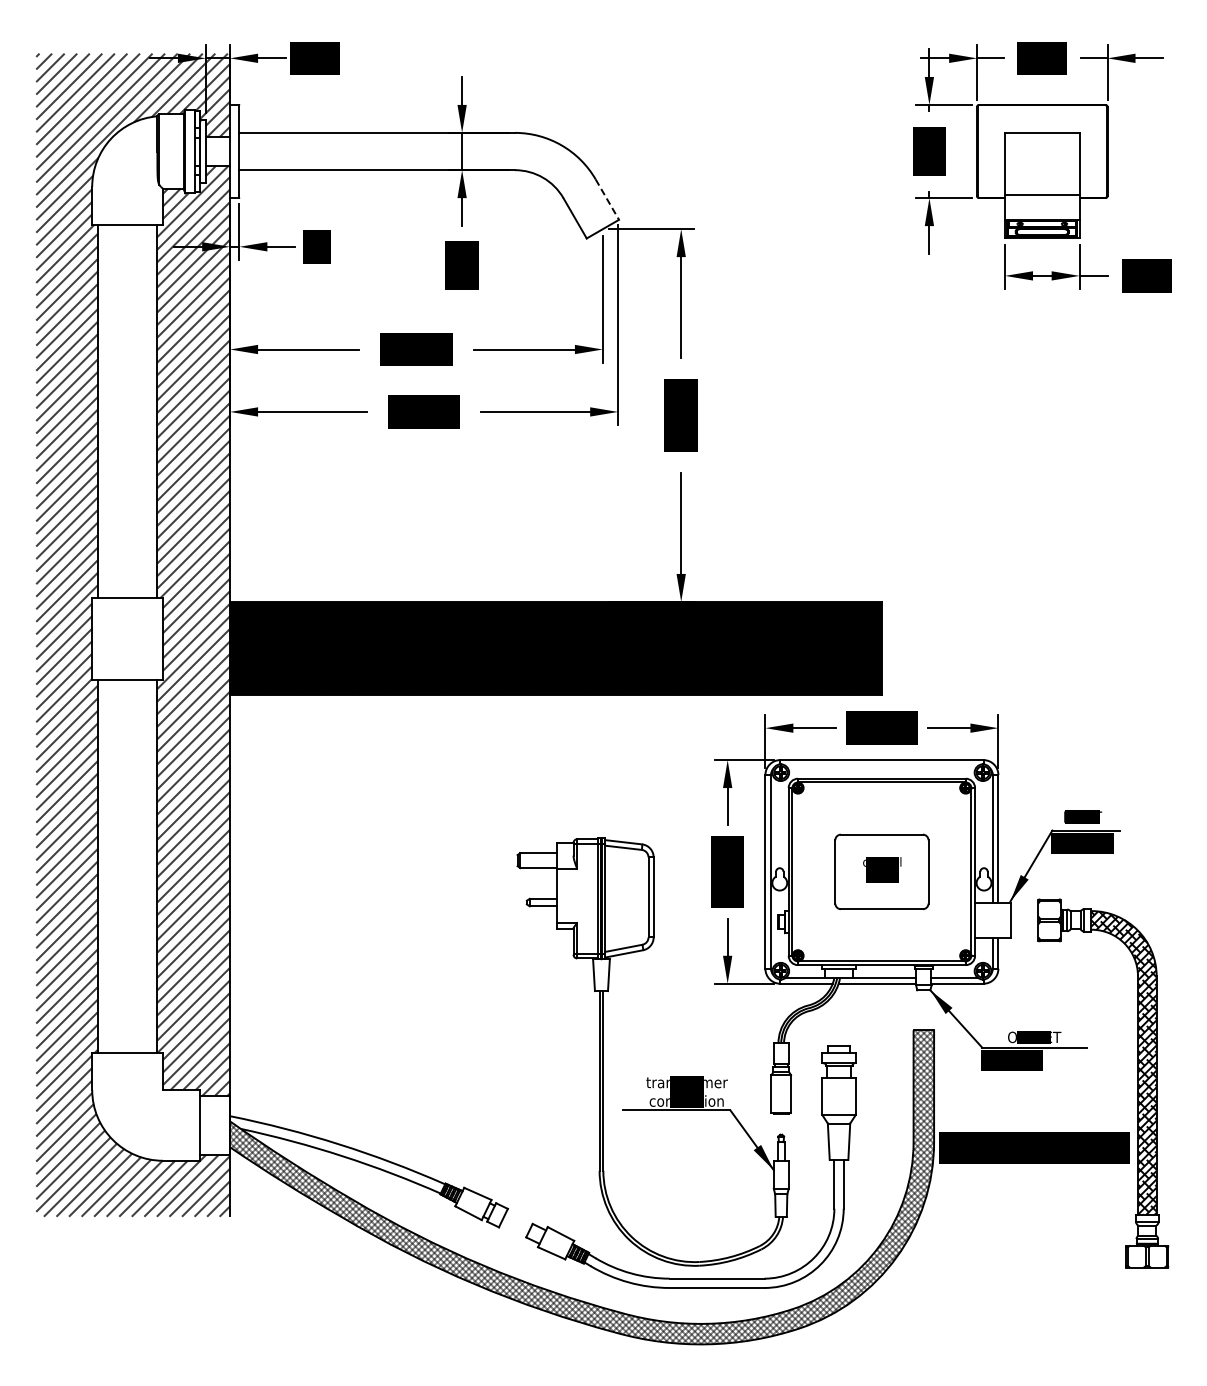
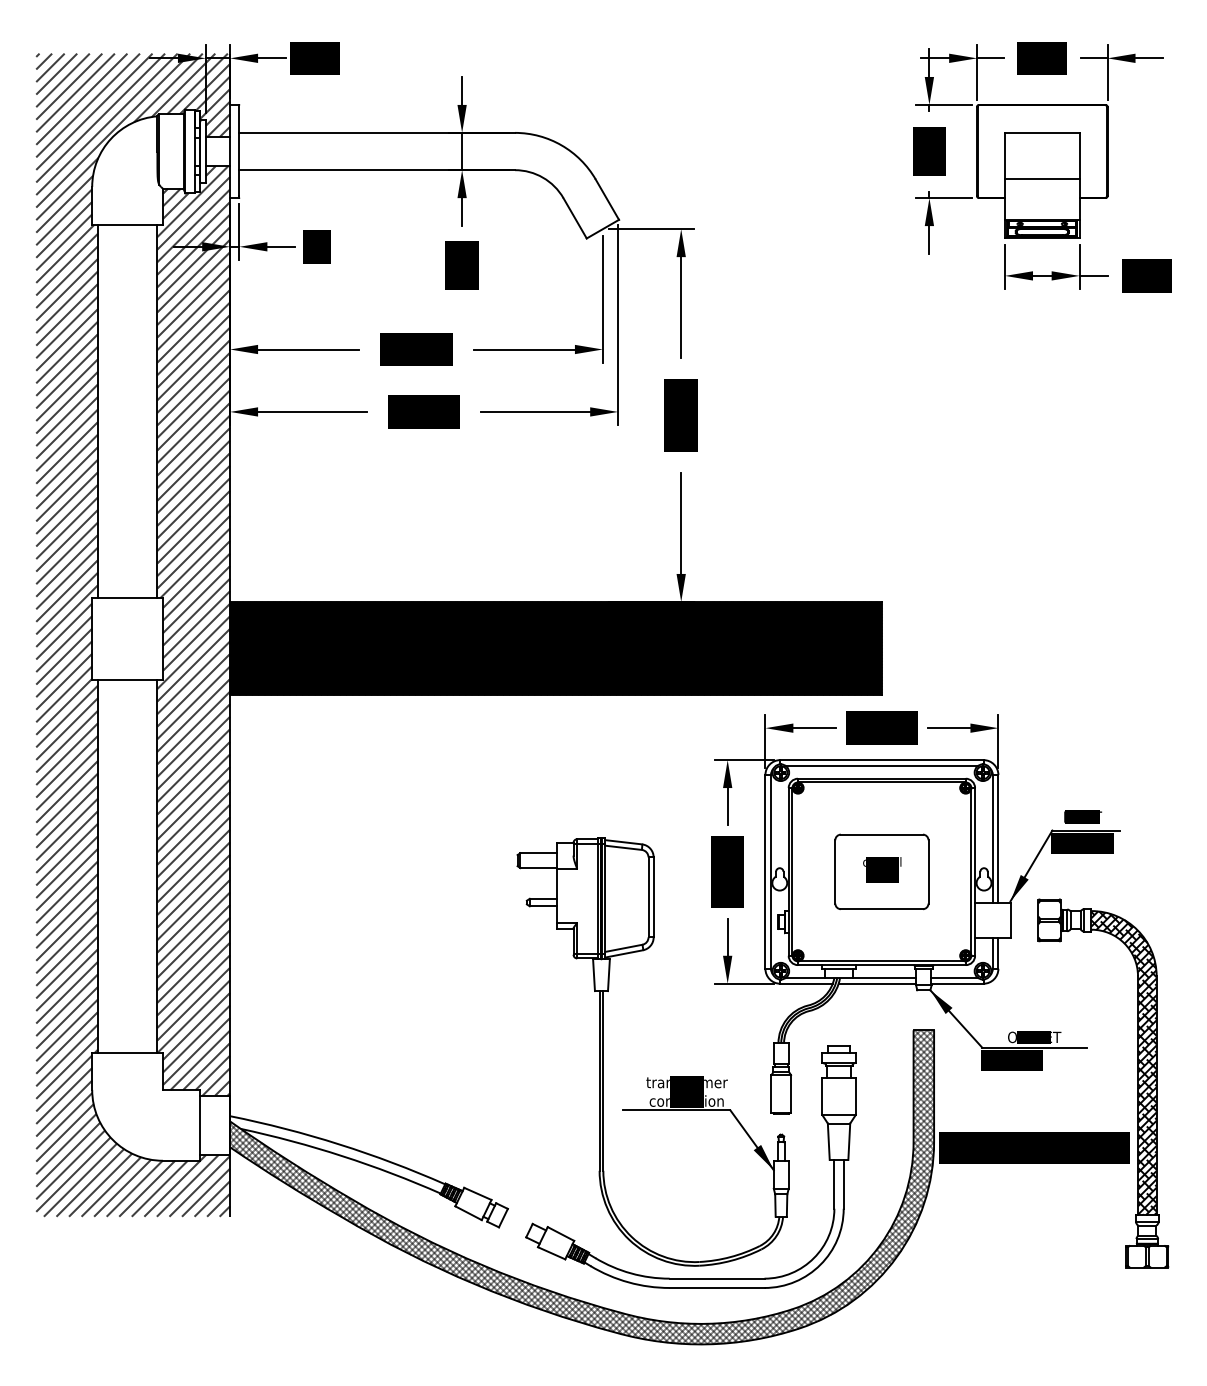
line position: (1042, 195) -> (1042, 179) (1042, 179)
line: dashed -> solid (607, 200)
line: none -> present (881, 765)
